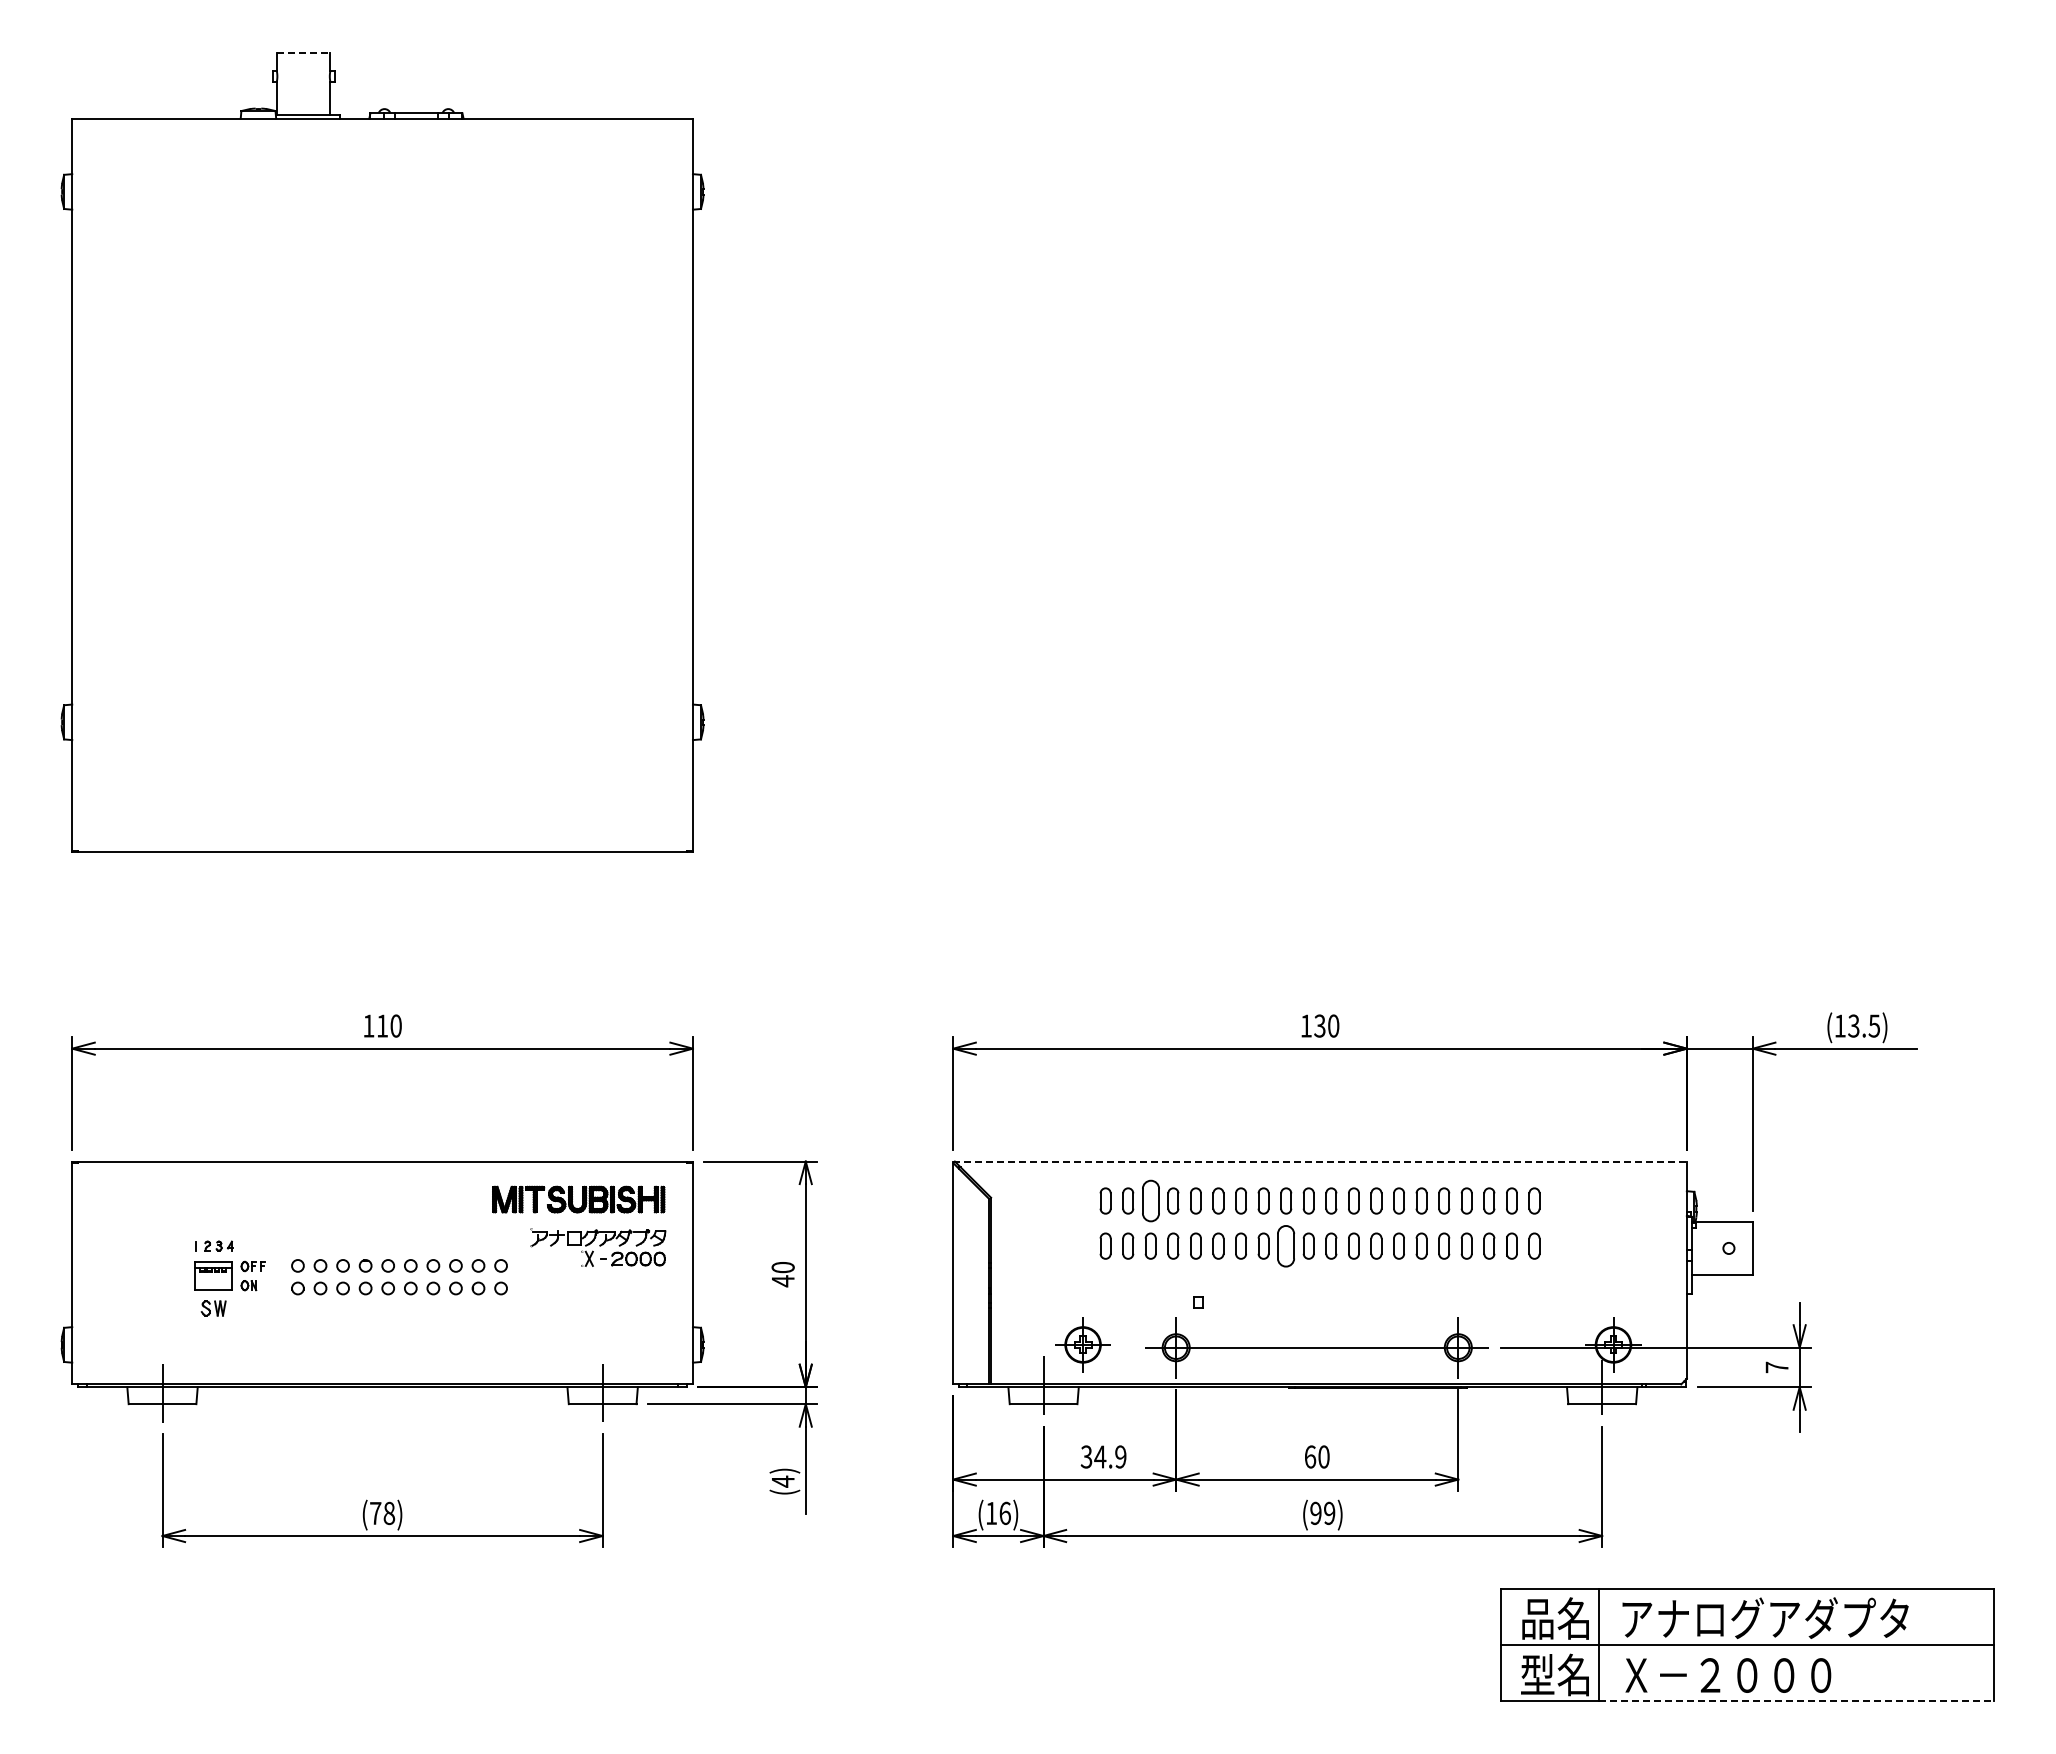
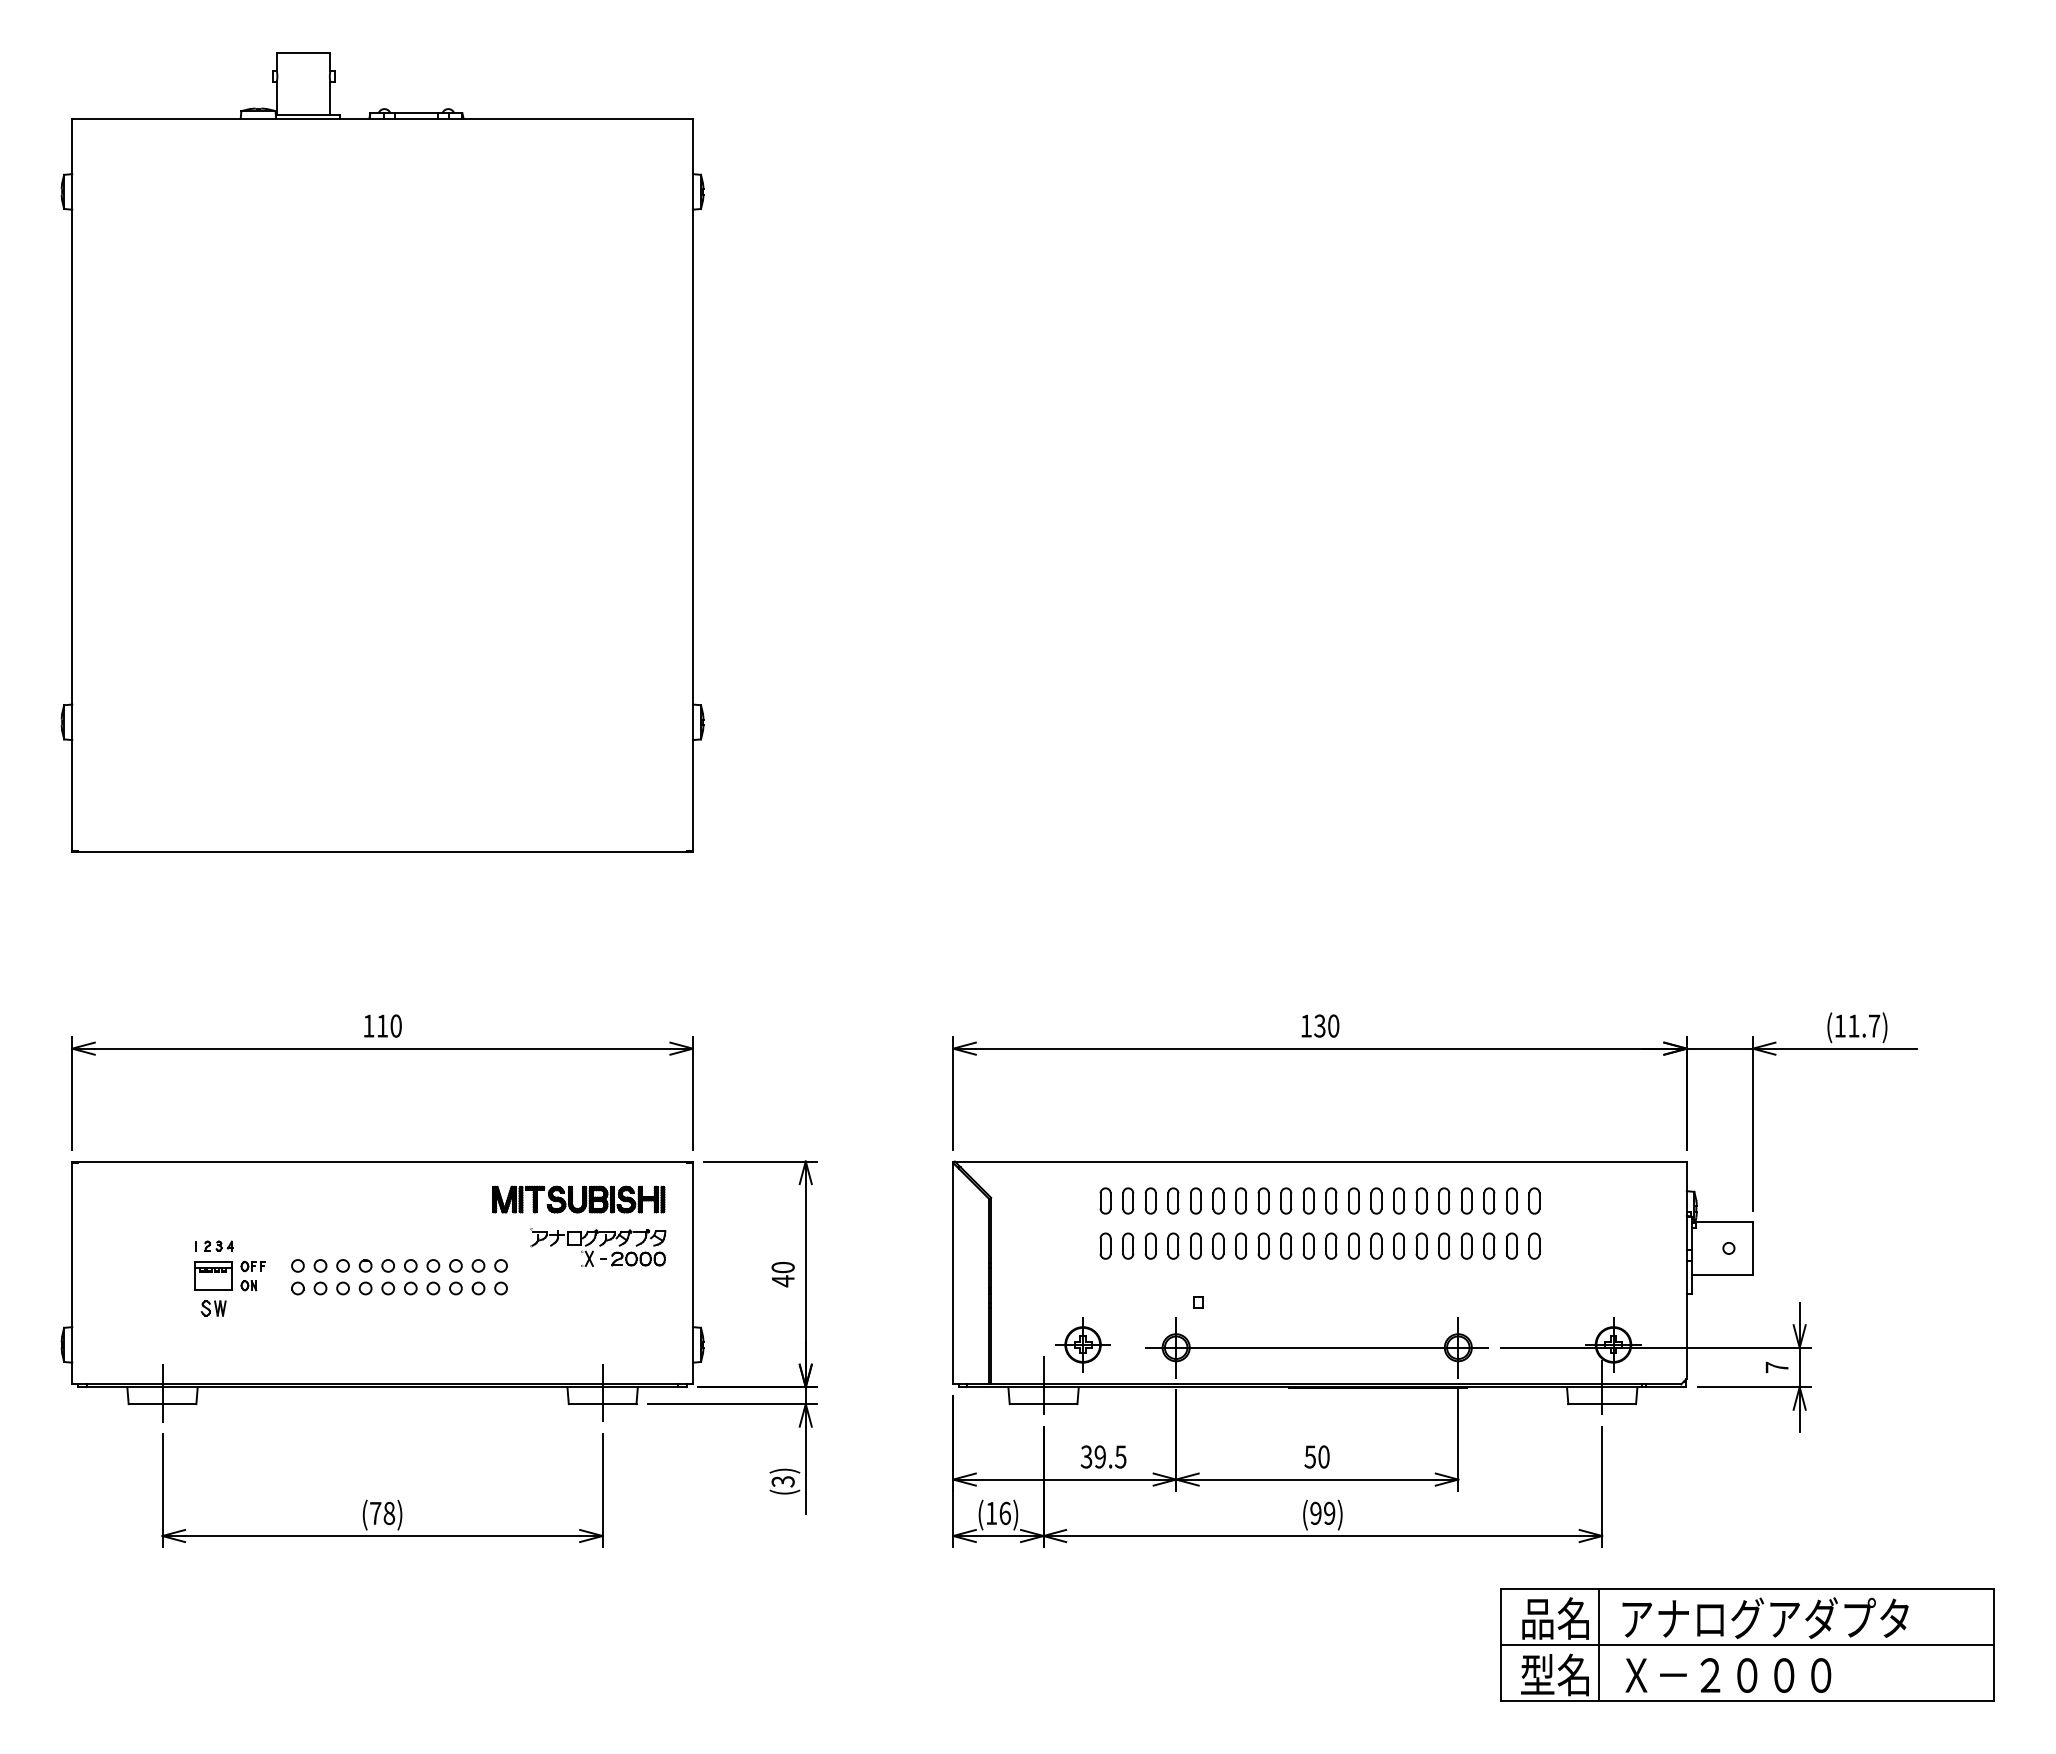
line: dashed -> solid (303, 52)
text: (13.5) -> (11.7) (1864, 1025)
line: dashed -> solid (1320, 1161)
part size: 18x44 px -> 13x28 px (1150, 1200)
part size: 18x43 px -> 13x28 px (1286, 1245)
text: 34.9 -> 39.5 (1110, 1456)
text: 60 -> 50 (1310, 1456)
text: (4) -> (3) (782, 1481)
line: dashed -> solid (1797, 1701)
